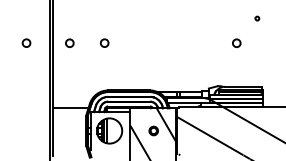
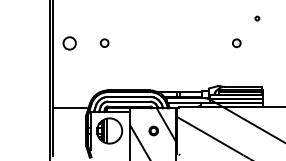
circle: present -> none (26, 42)
circle size: 10x10 px -> 15x15 px (69, 43)
